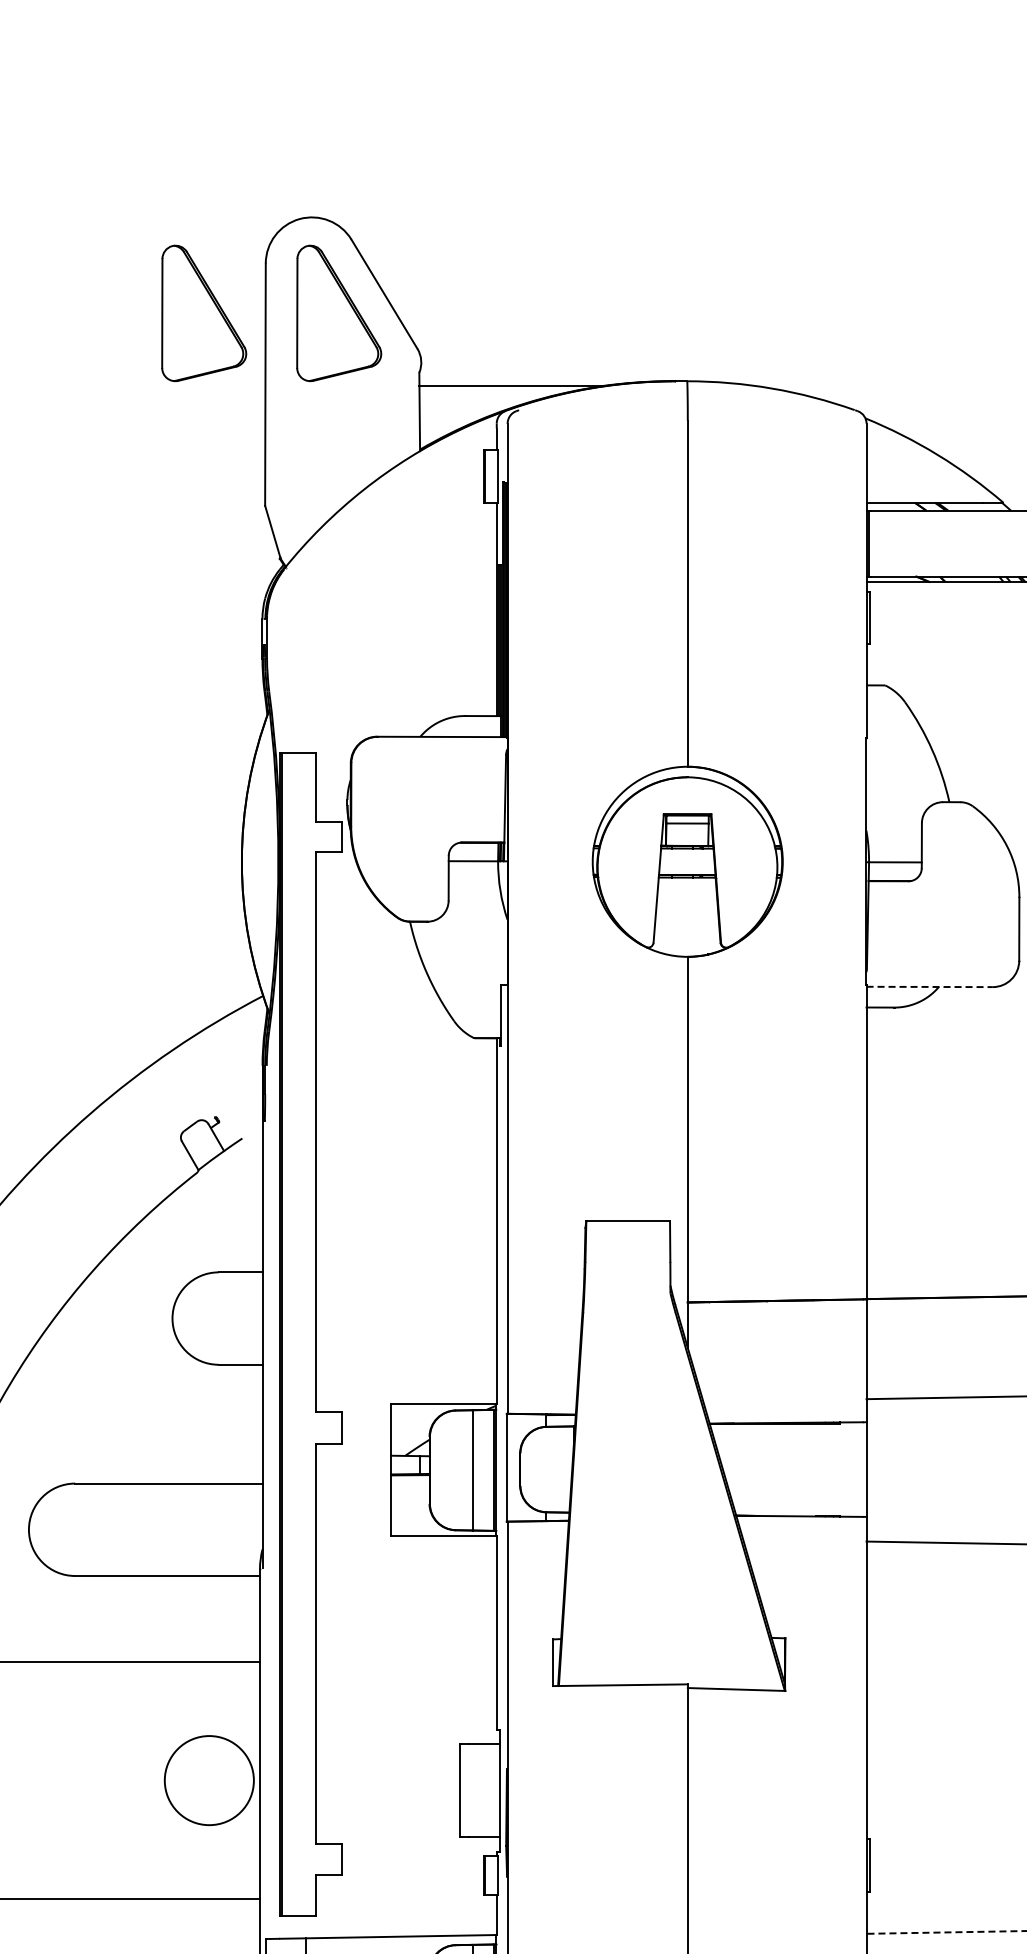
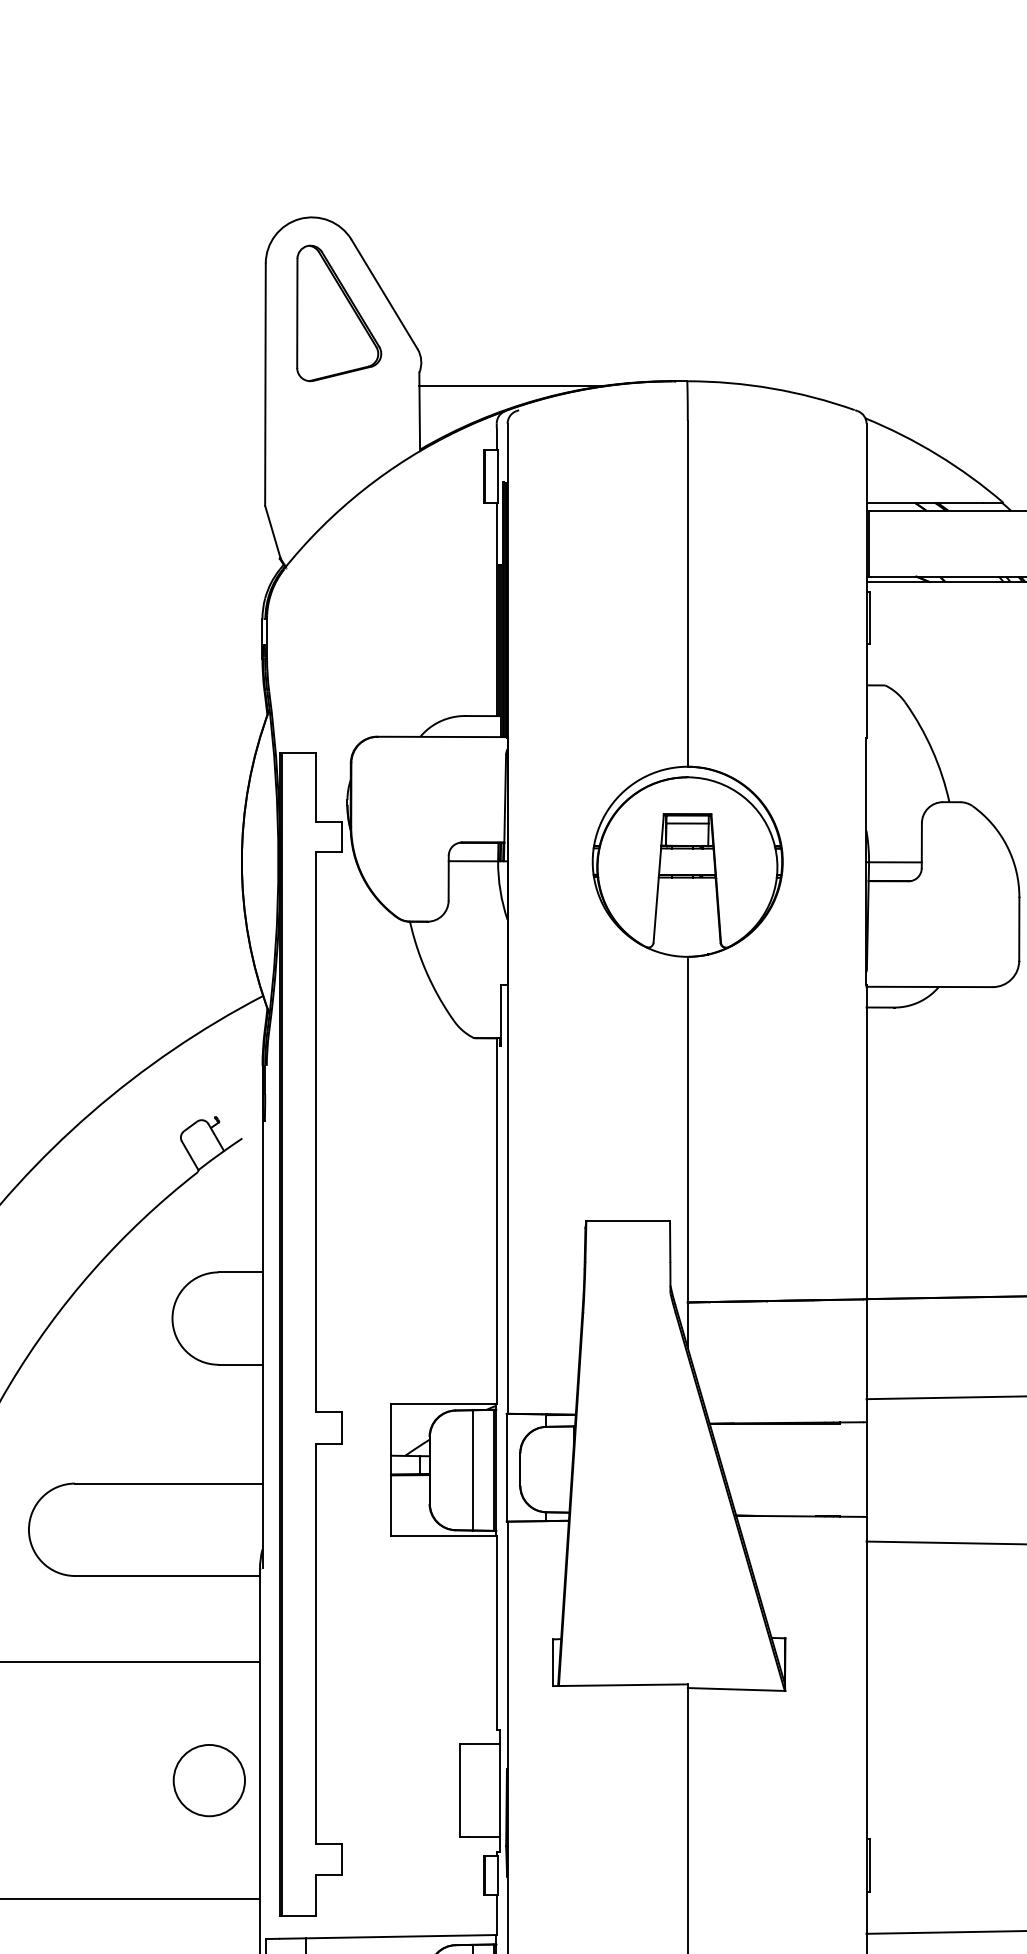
part: present -> none (204, 313)
line: dashed -> solid (930, 986)
circle diameter: 89 px -> 71 px (209, 1780)
line: dashed -> solid (946, 1932)
